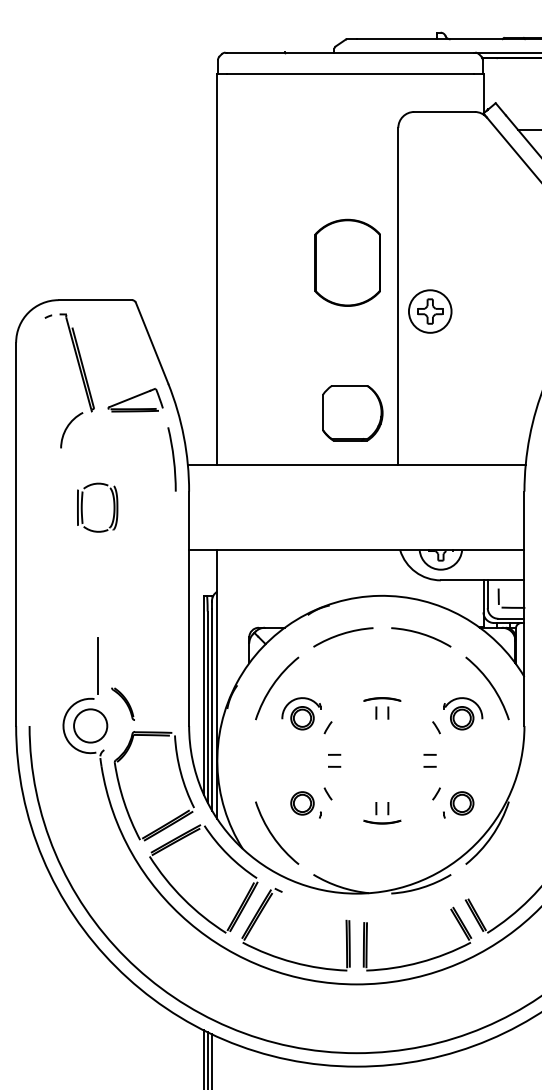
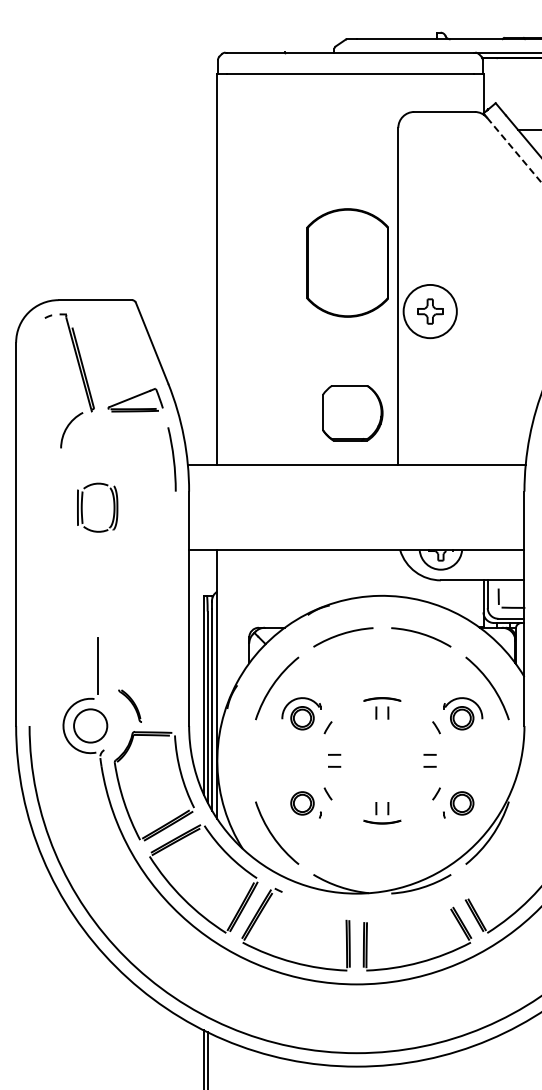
line: solid -> dashed (513, 149)
part size: 67x89 px -> 83x110 px (347, 262)
circle diameter: 43 px -> 53 px (429, 311)
part position: (122, 703) -> (129, 705) (129, 705)
line: present -> none (212, 1060)
